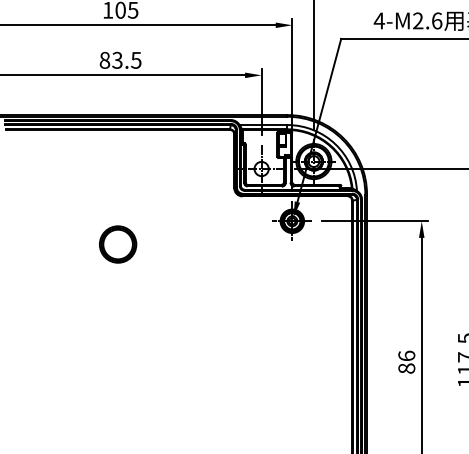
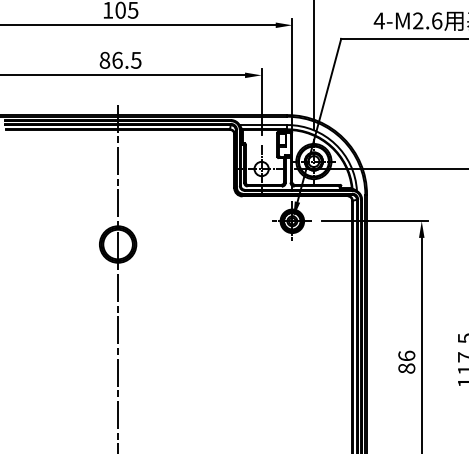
text: 83.5 -> 86.5 (117, 59)
line: none -> present (118, 277)
